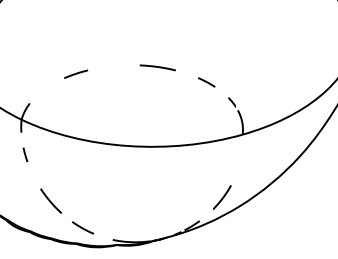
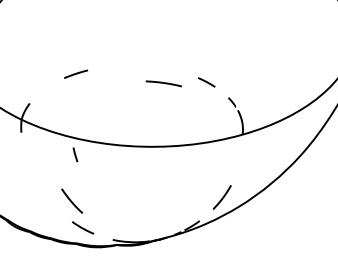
line position: (157, 67) -> (163, 83) (163, 83)
line position: (25, 154) -> (75, 154) (75, 154)
line position: (50, 200) -> (71, 200) (71, 200)
